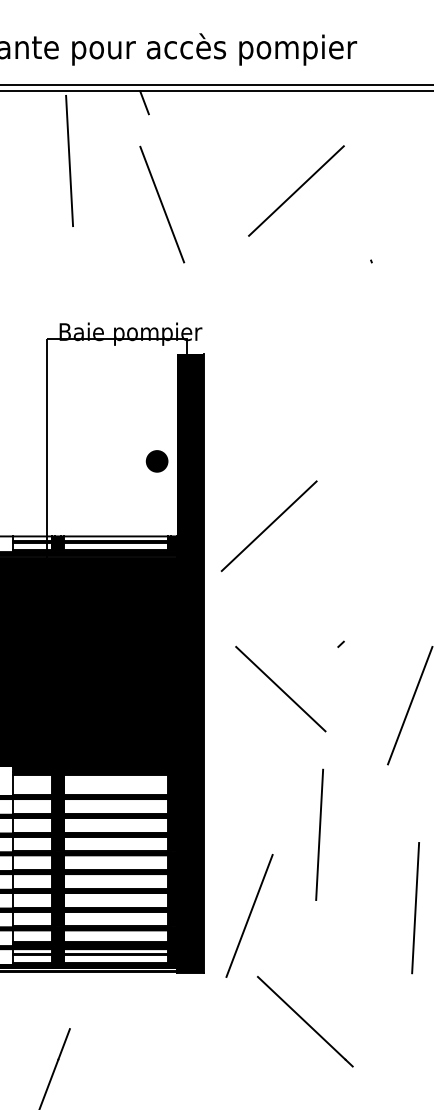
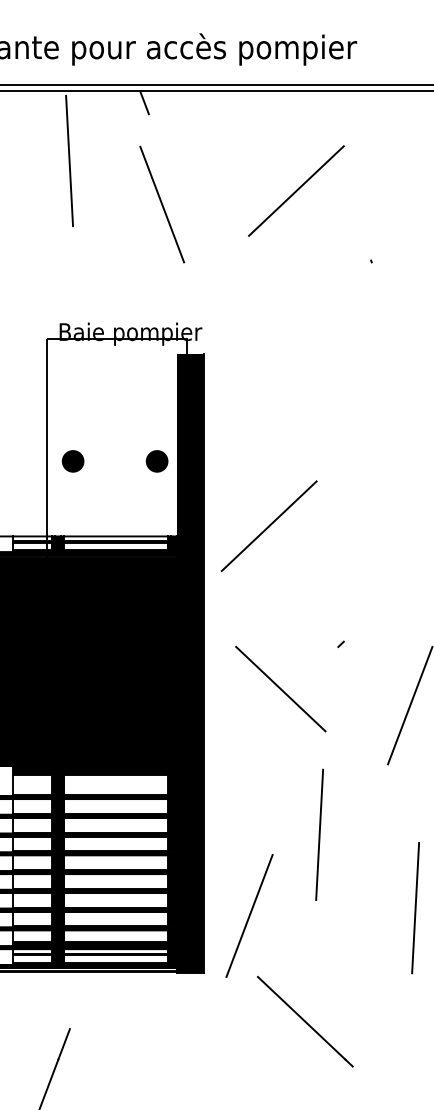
part: none -> present (72, 461)
